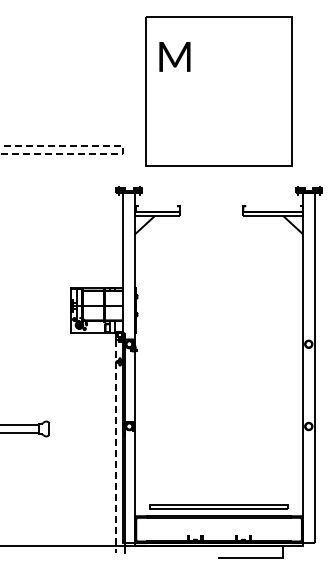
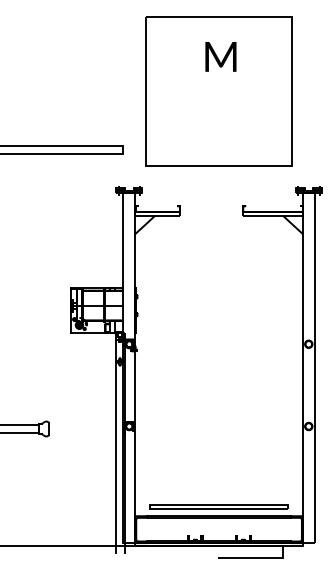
text position: (174, 56) -> (220, 56) (220, 56)
line: dashed -> solid (123, 149)
line: dashed -> solid (115, 446)
